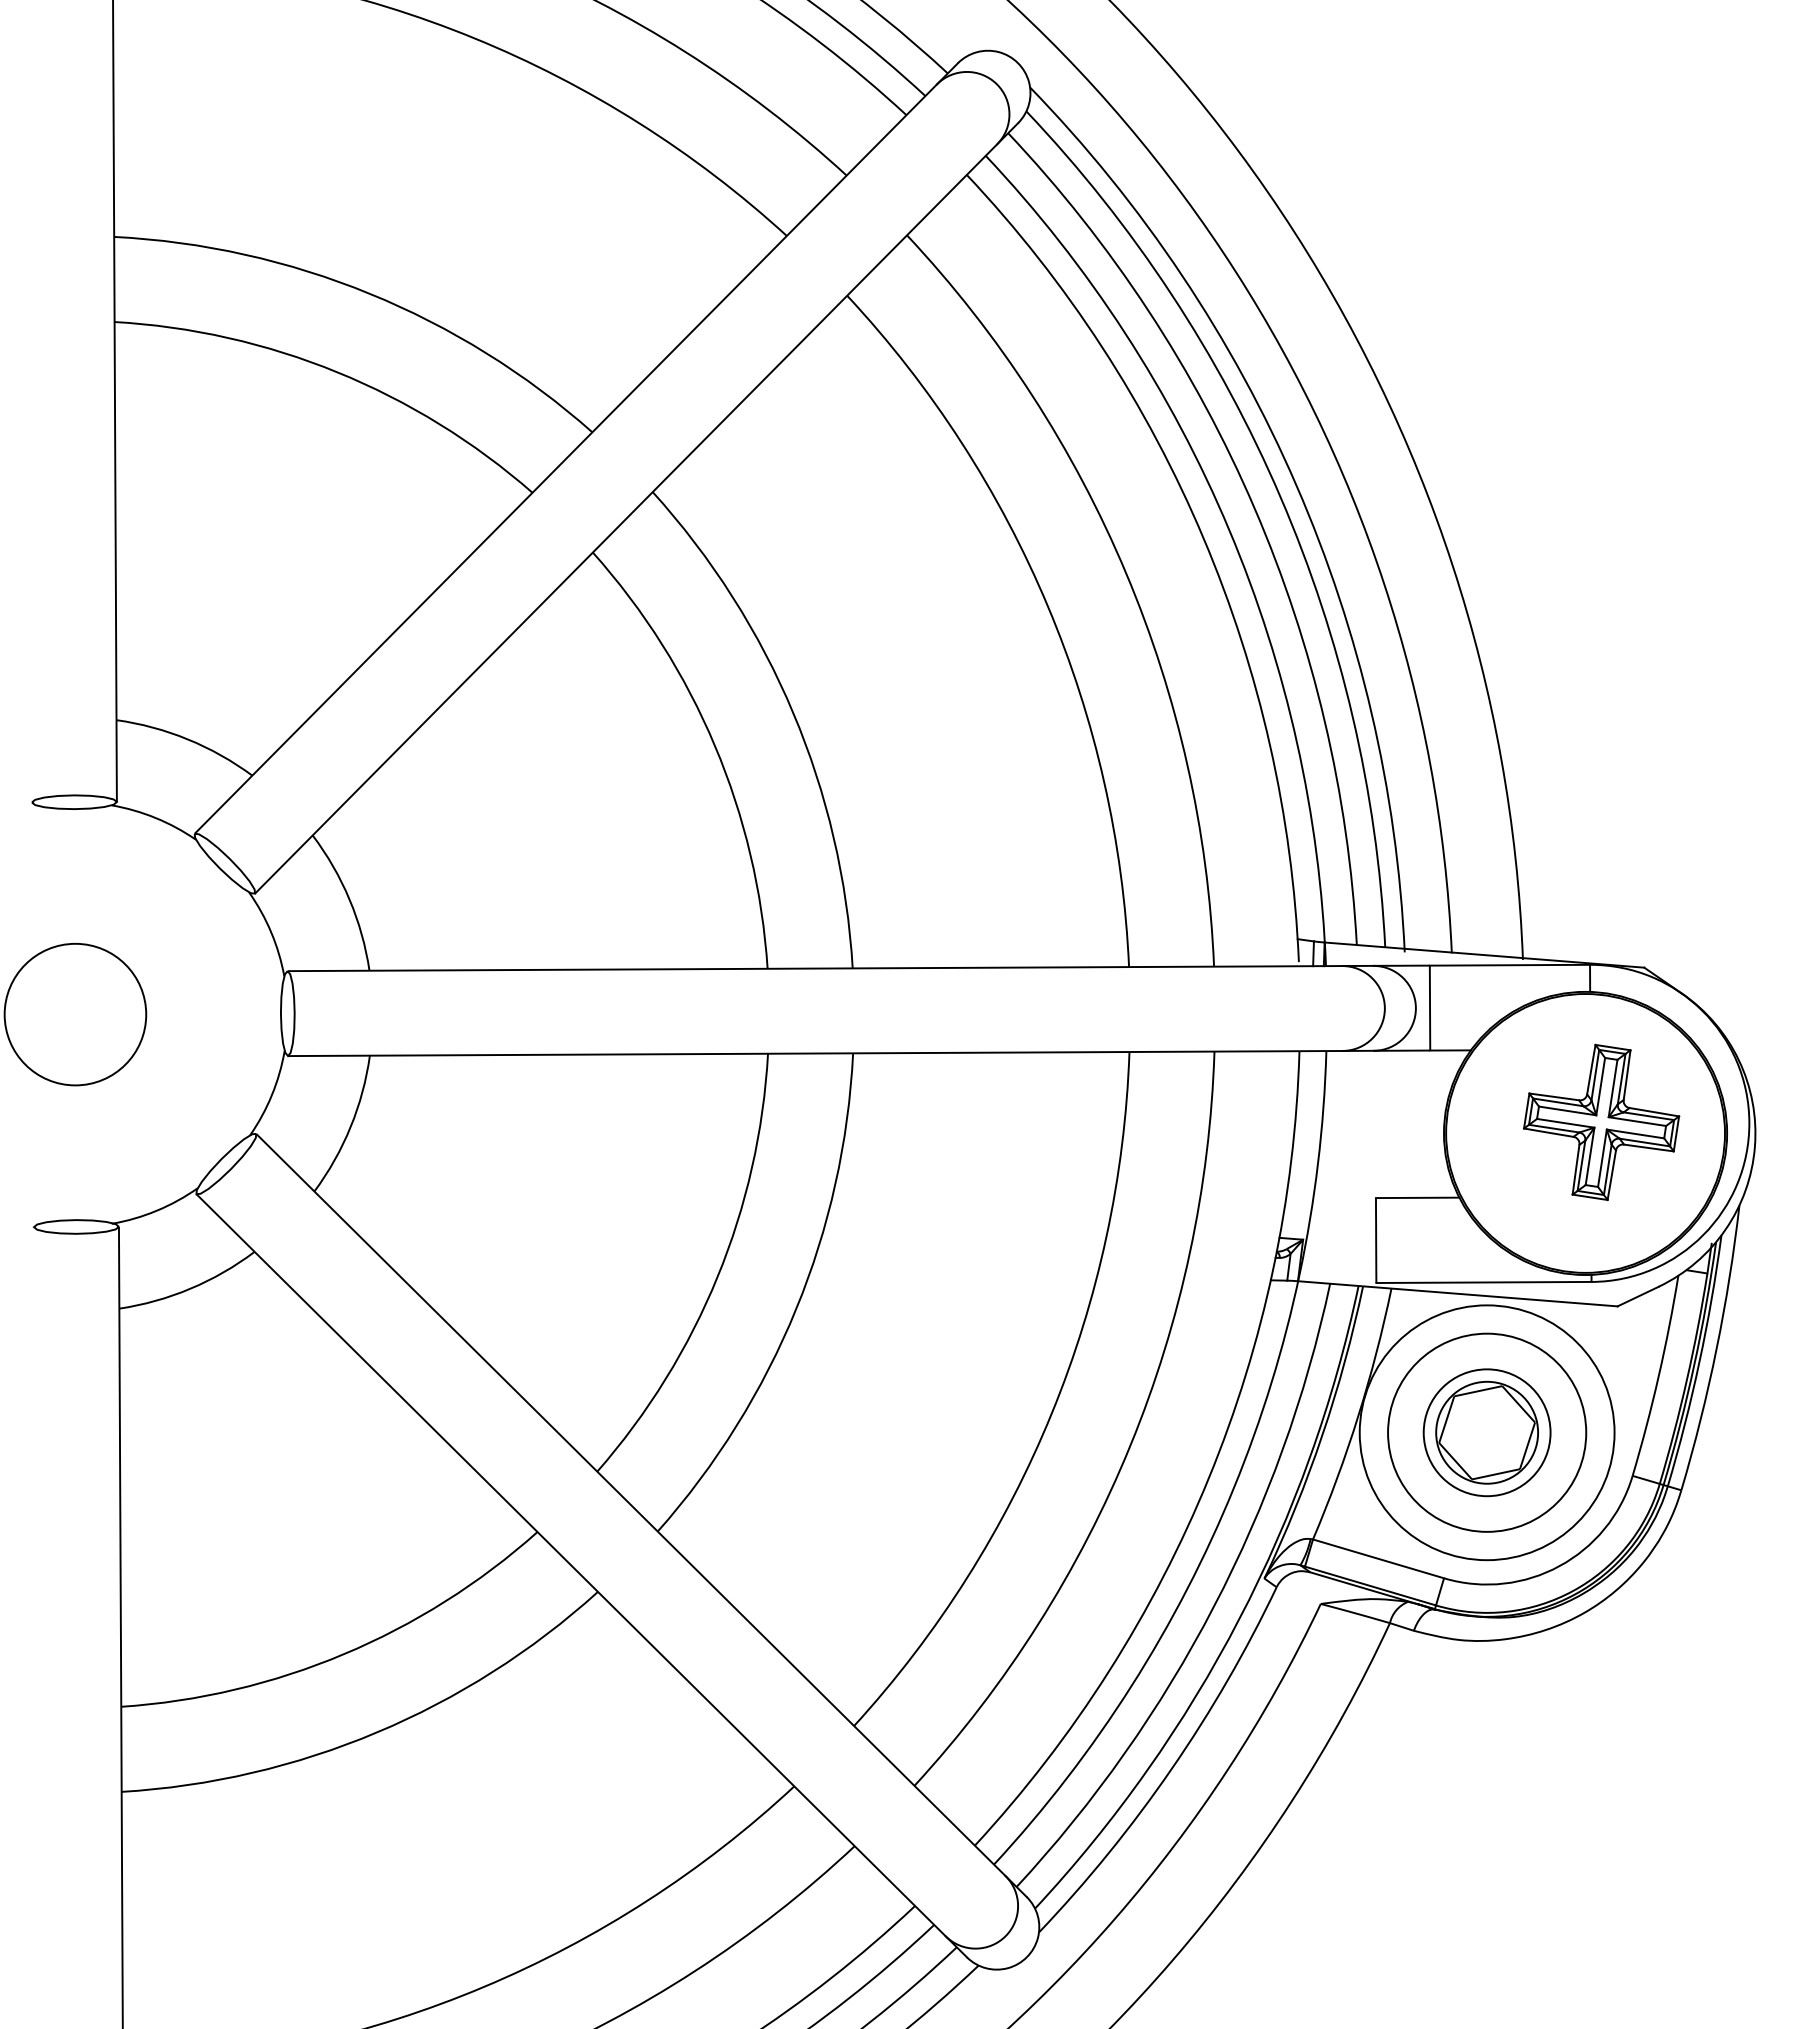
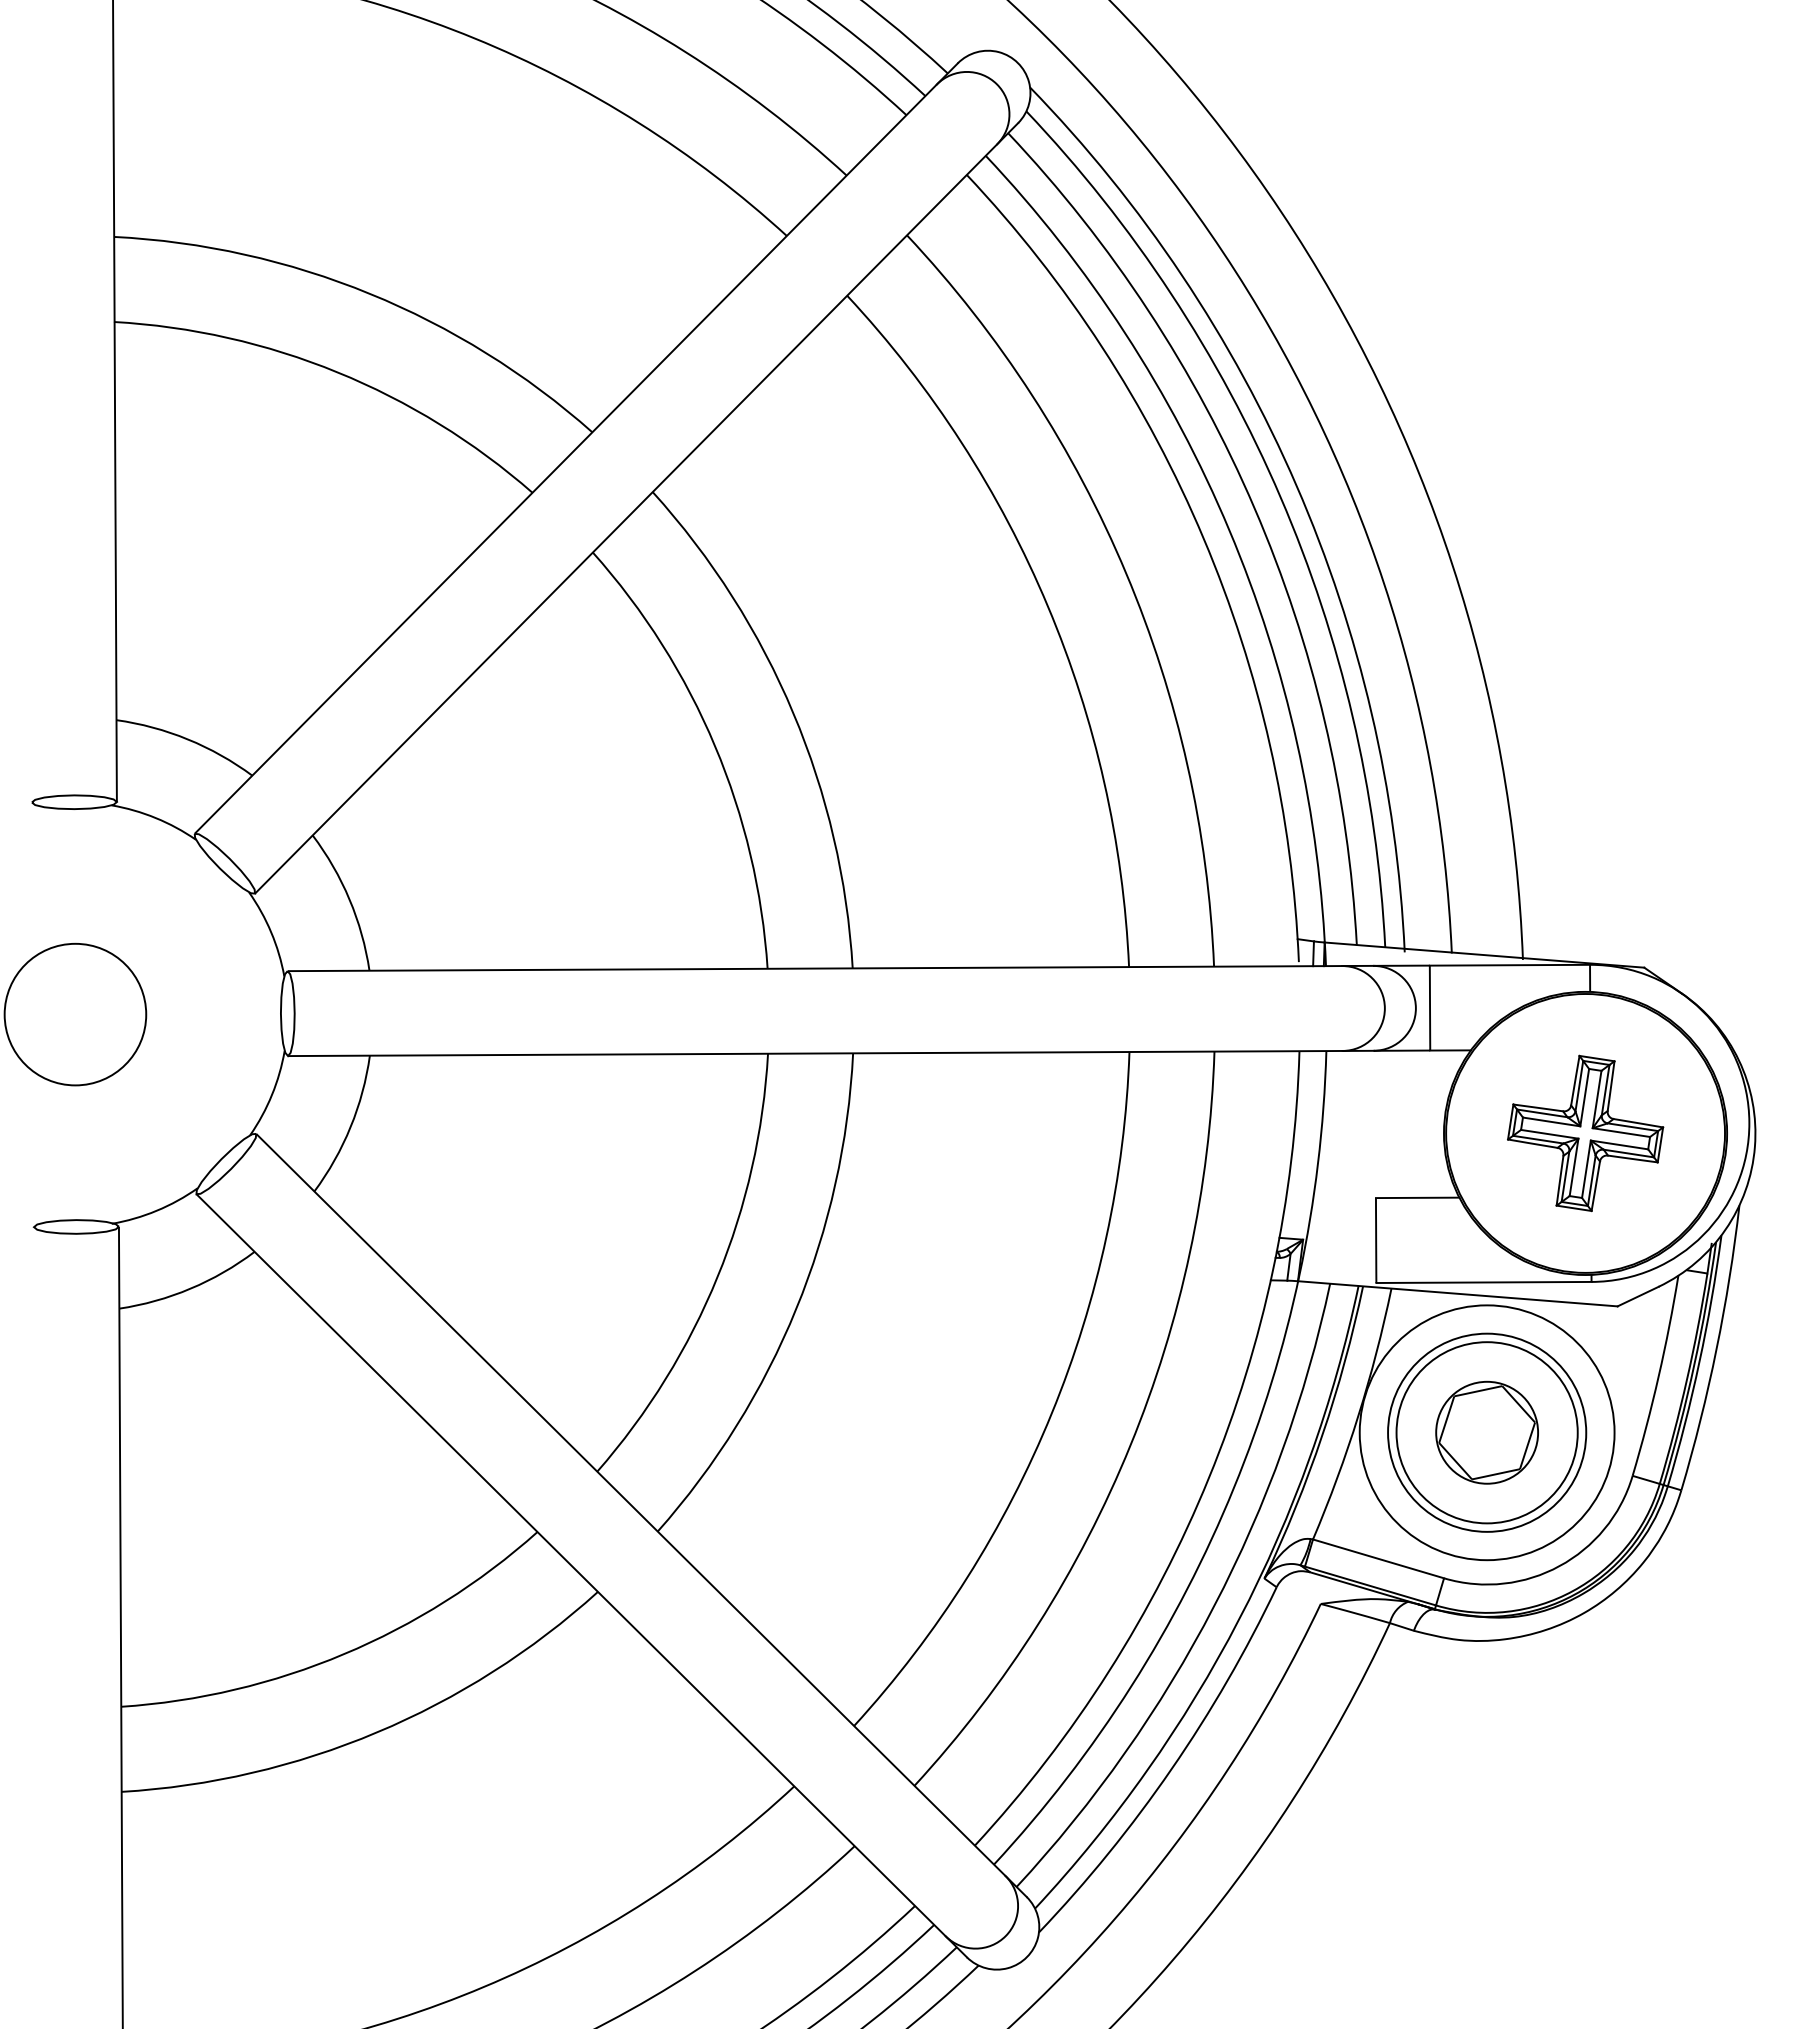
part position: (1601, 1122) -> (1585, 1133) (1585, 1133)
circle diameter: 127 px -> 181 px (1486, 1432)
